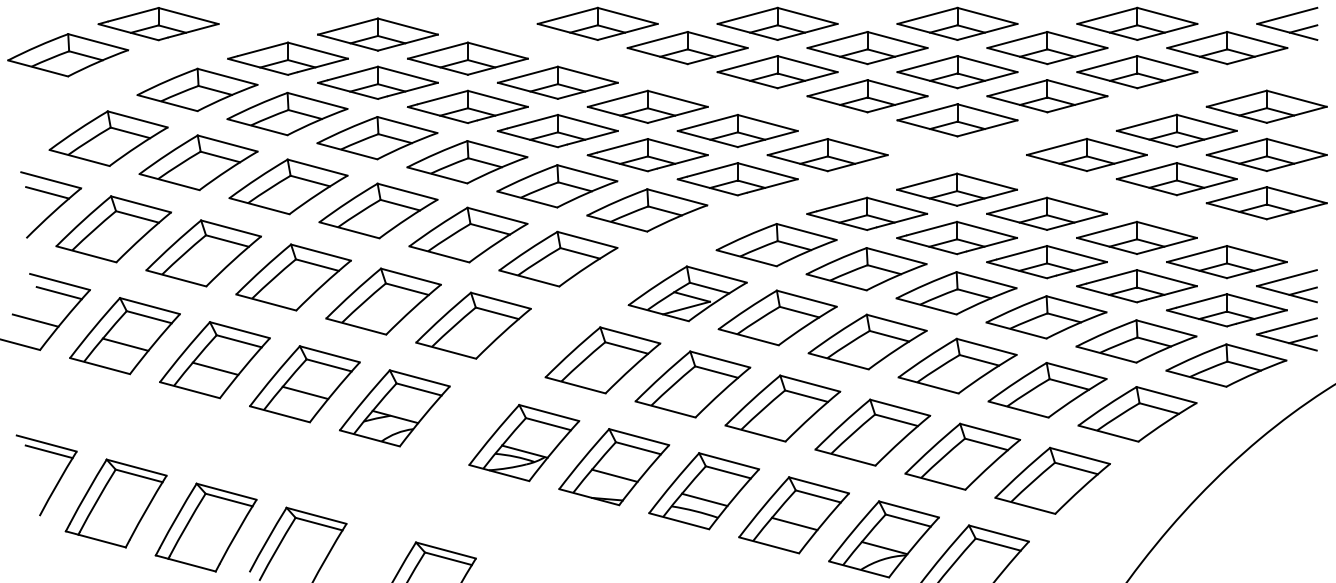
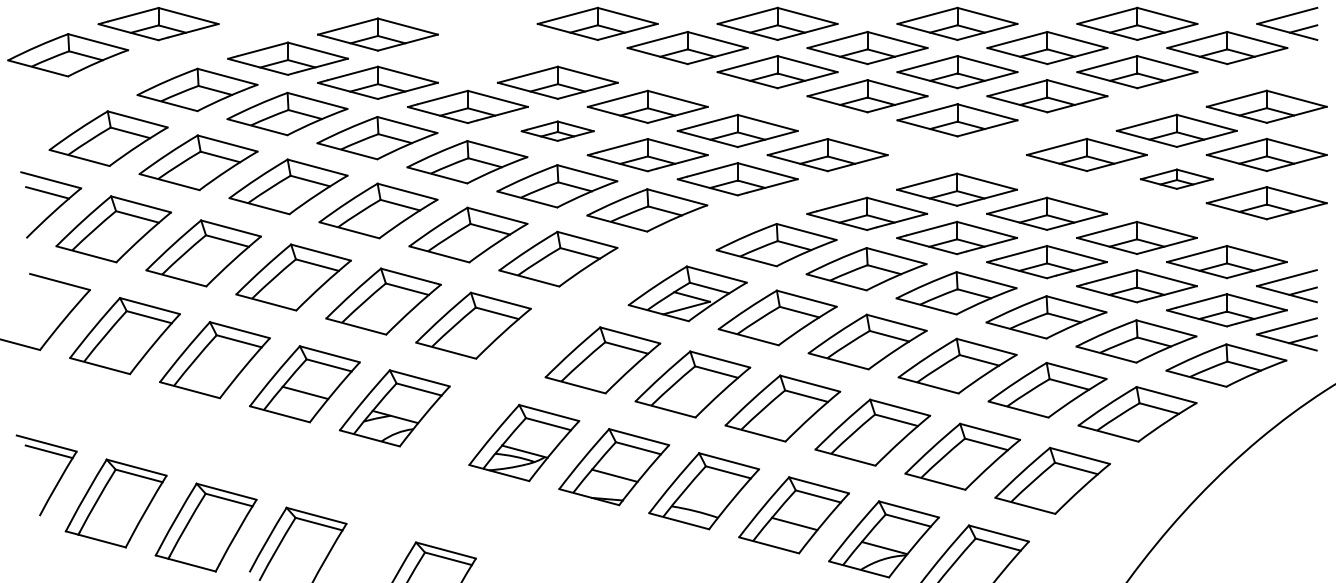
part: present -> none (467, 58)
part size: 123x35 px -> 75x22 px (557, 130)
part size: 122x35 px -> 74x22 px (1176, 178)
line: present -> none (58, 293)
line: present -> none (35, 320)
line: present -> none (125, 344)
line: present -> none (215, 368)
line: present -> none (704, 499)
